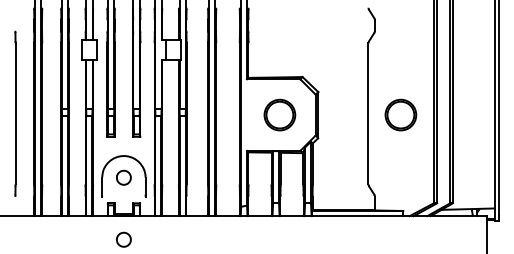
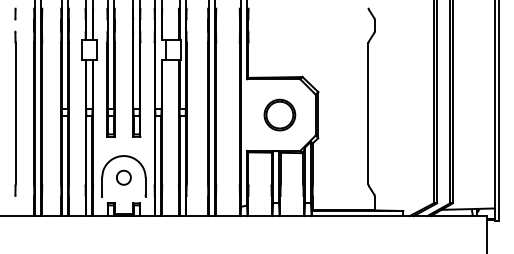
line: none -> present (15, 13)
part: present -> none (400, 114)
part: present -> none (123, 239)
